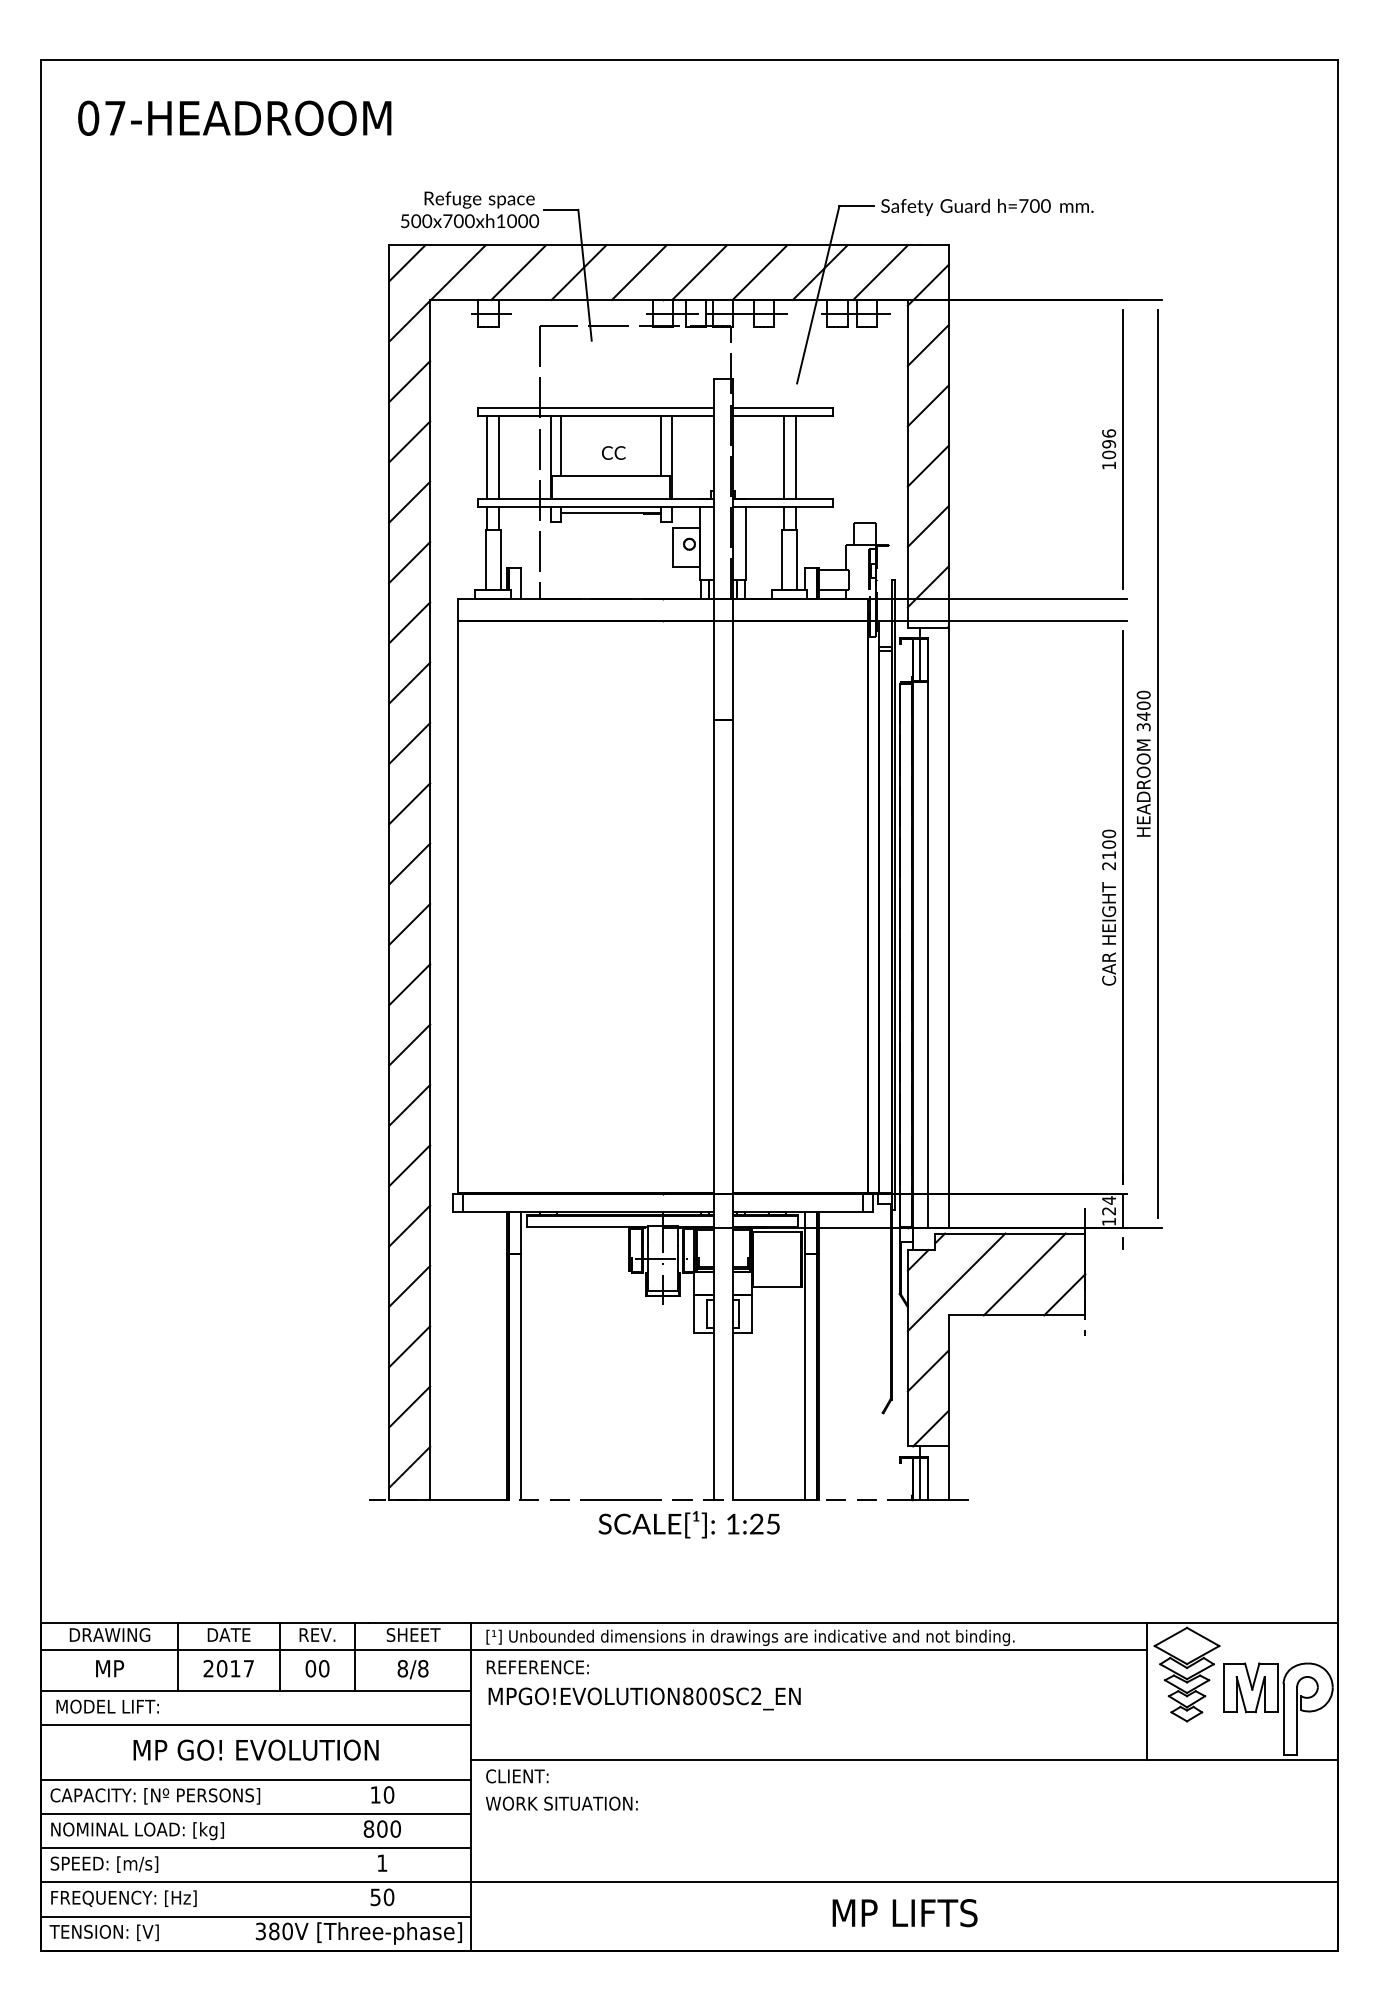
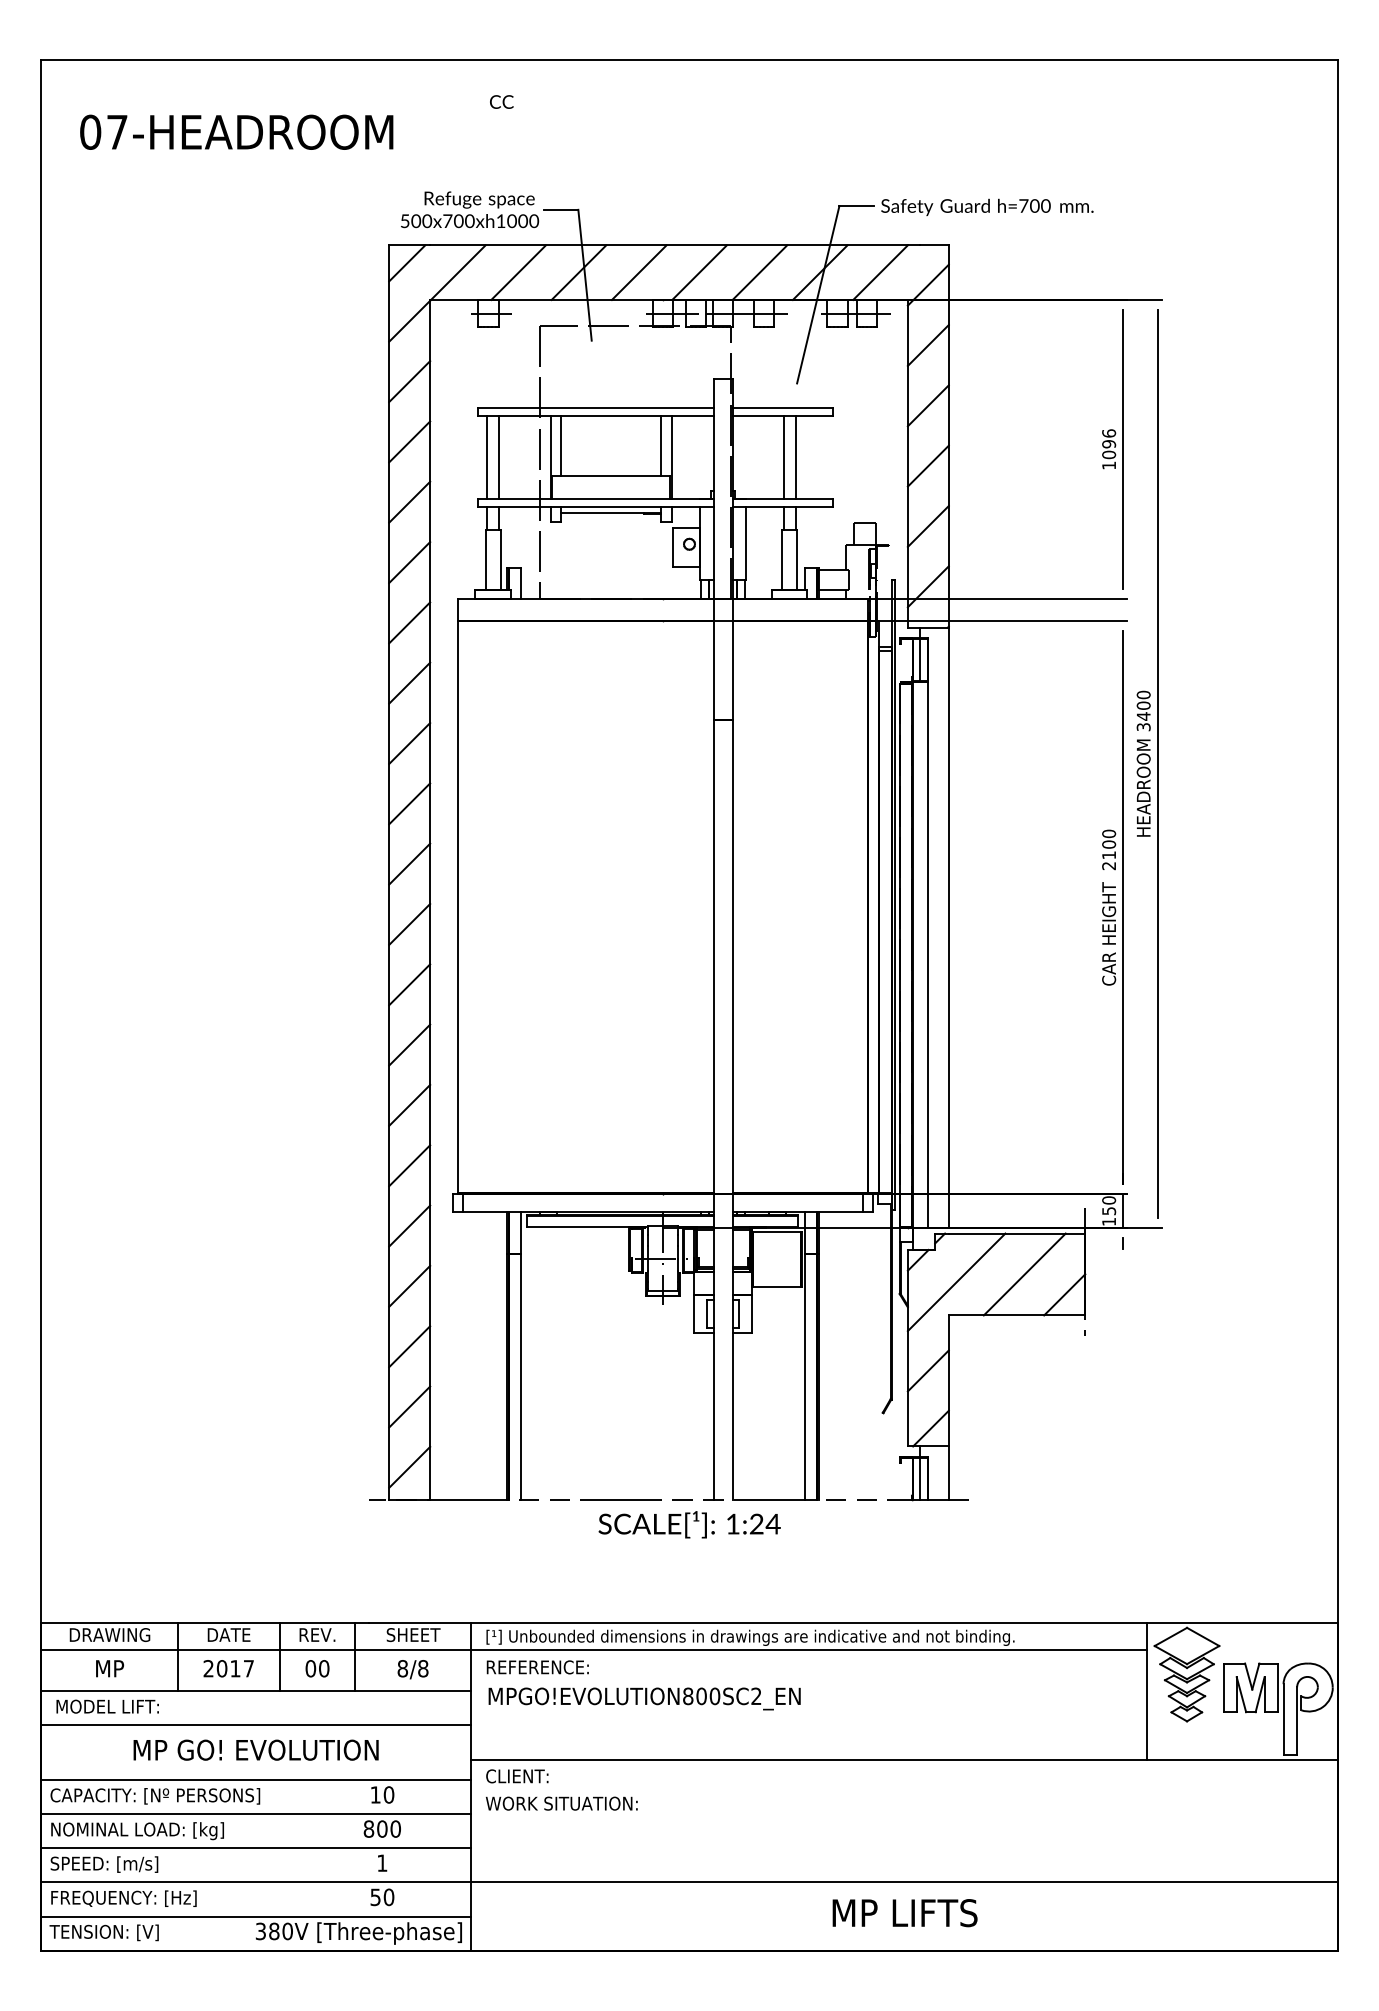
text position: (234, 117) -> (236, 131) (236, 131)
text position: (613, 452) -> (501, 101) (501, 101)
text: 124 -> 150 (1109, 1205)
text: 1:25 -> 1:24 (772, 1524)
